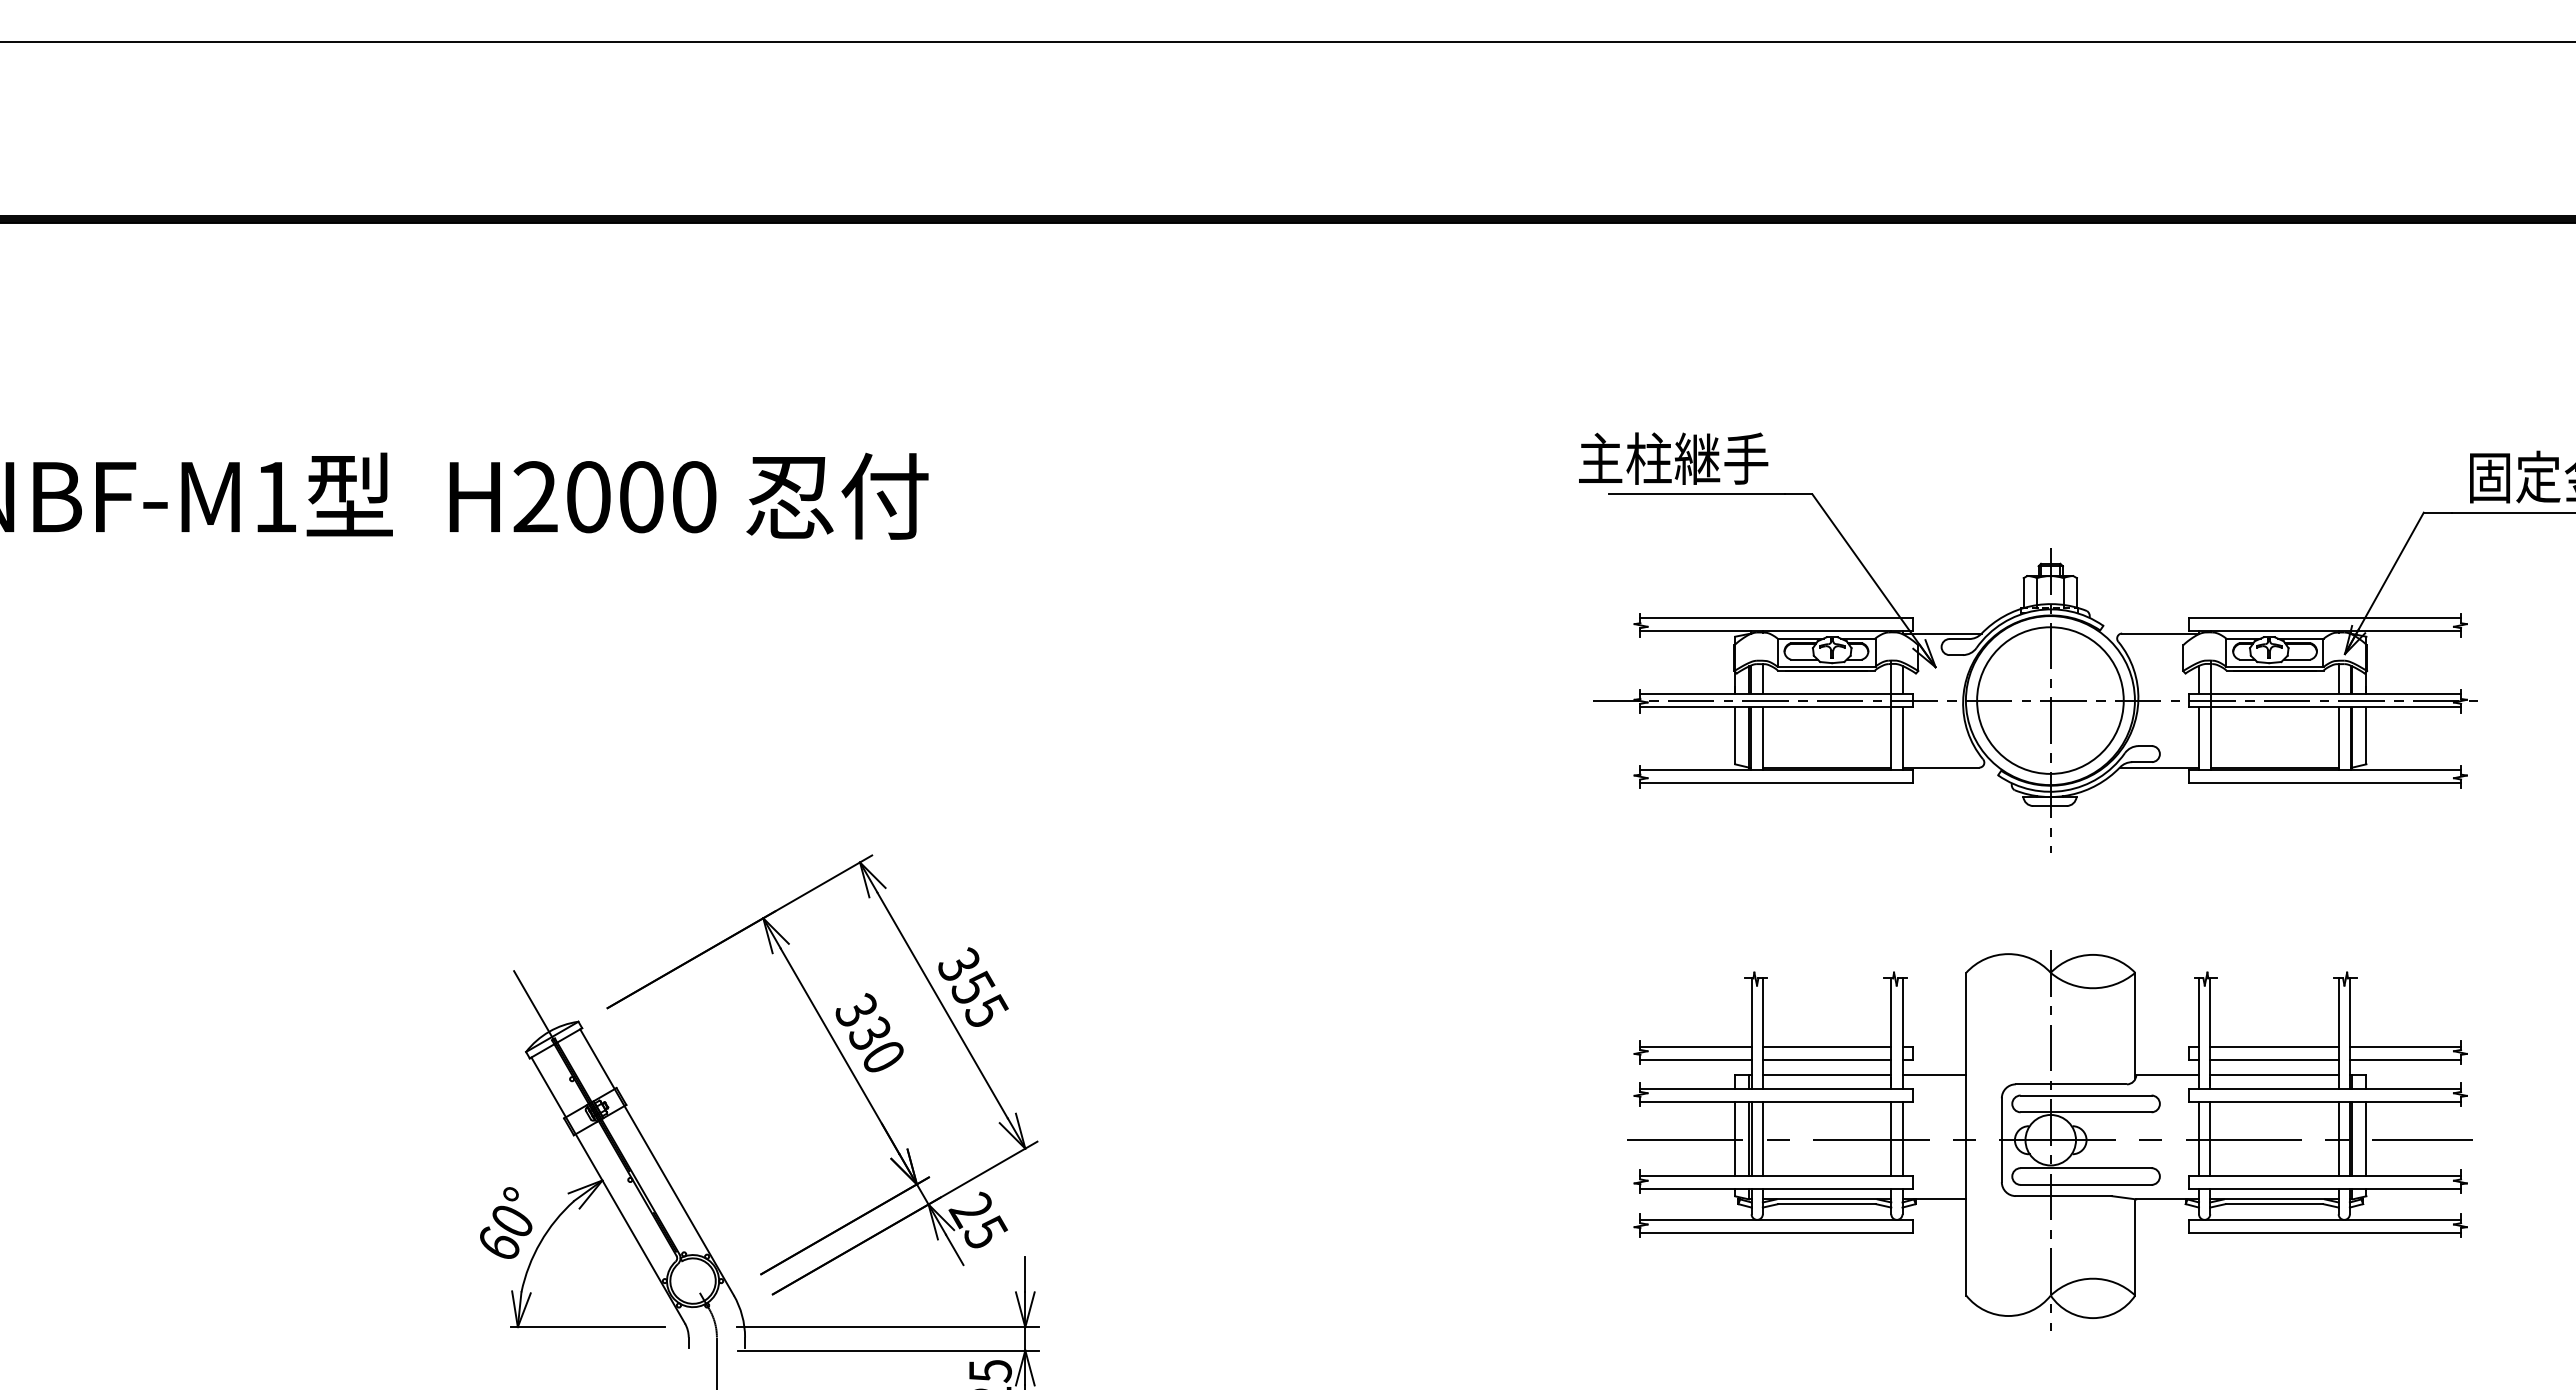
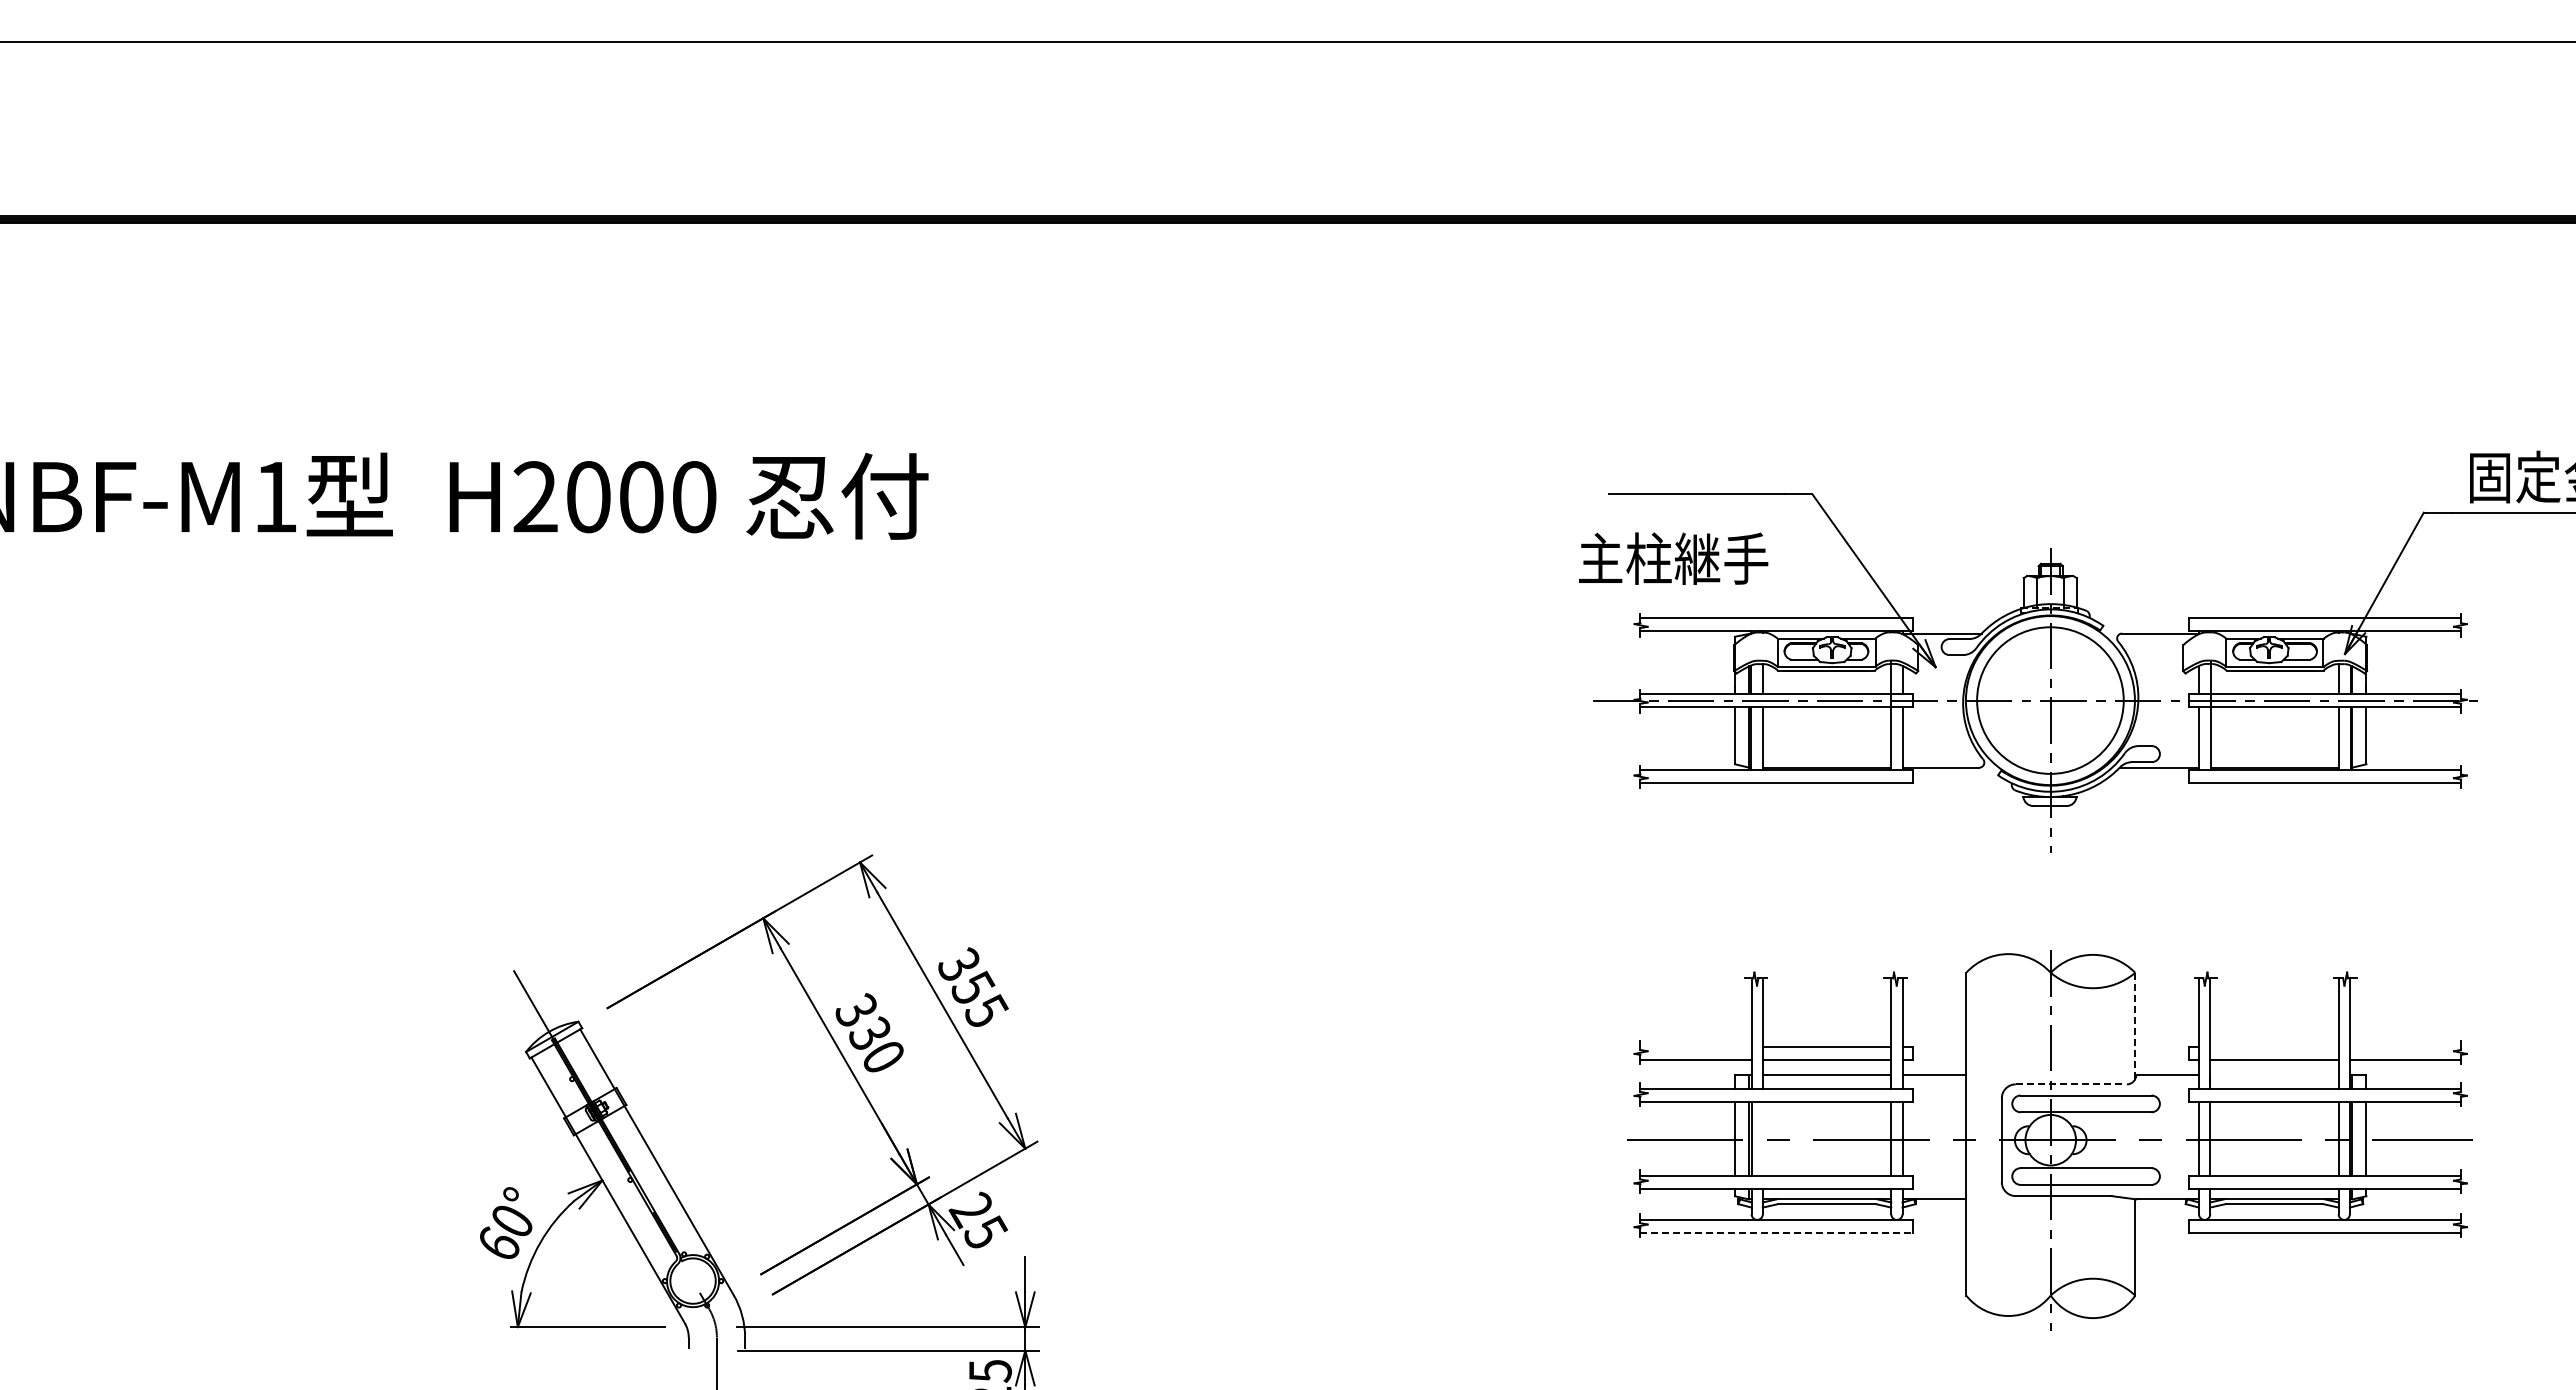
text position: (1673, 458) -> (1673, 558) (1673, 558)
line: solid -> dashed (2135, 1026)
line: present -> none (1695, 1046)
line: present -> none (2274, 1046)
line: present -> none (2405, 1046)
line: present -> none (2274, 1075)
line: solid -> dashed (2071, 1084)
line: present -> none (1762, 1138)
line: solid -> dashed (1776, 1232)
